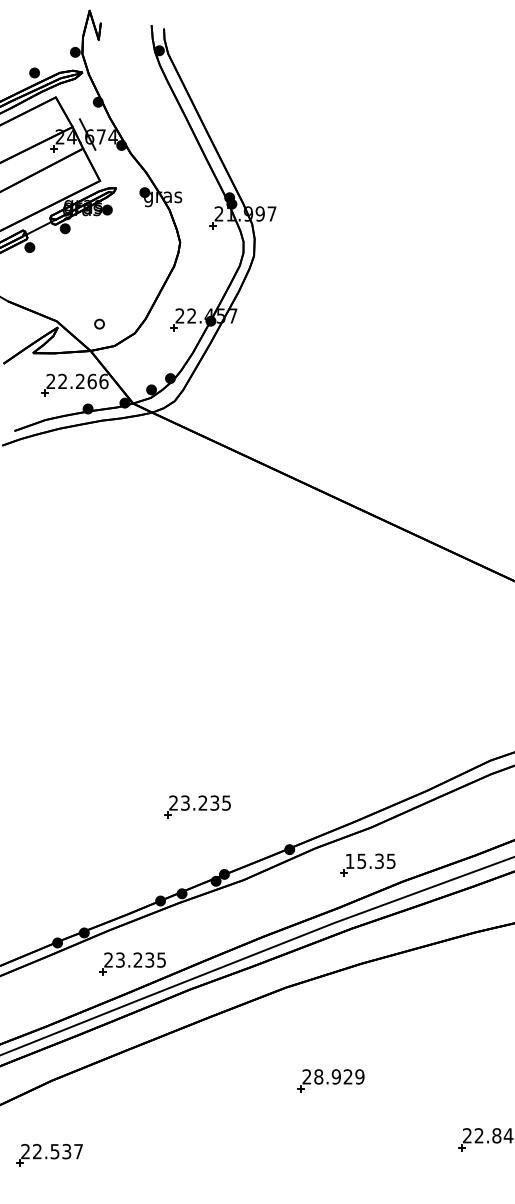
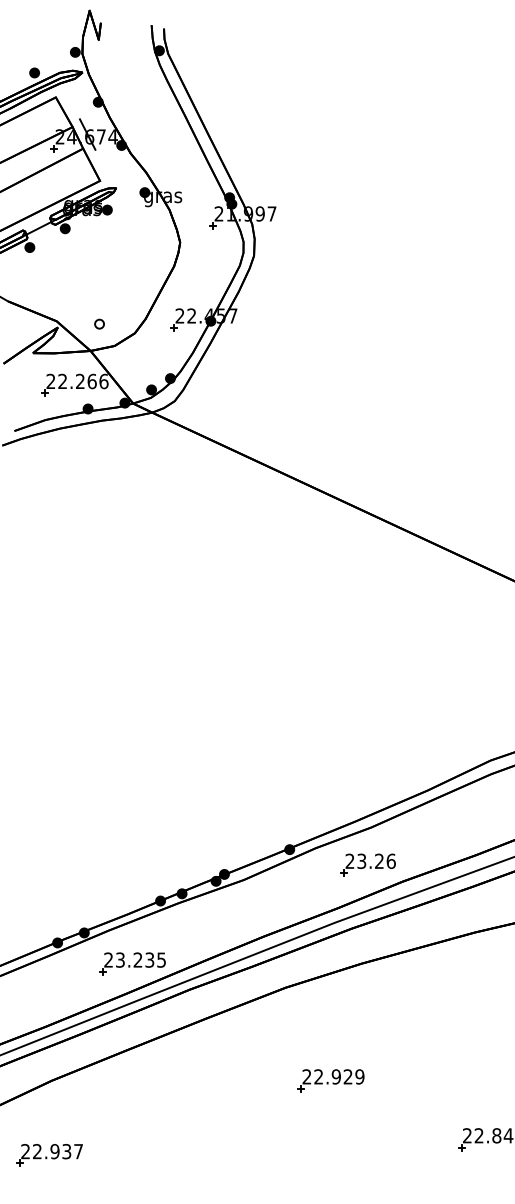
part: present -> none (197, 806)
text: 15.35 -> 23.26 (370, 861)
text: 28.929 -> 22.929 (318, 1076)
text: 22.537 -> 22.937 (54, 1151)
